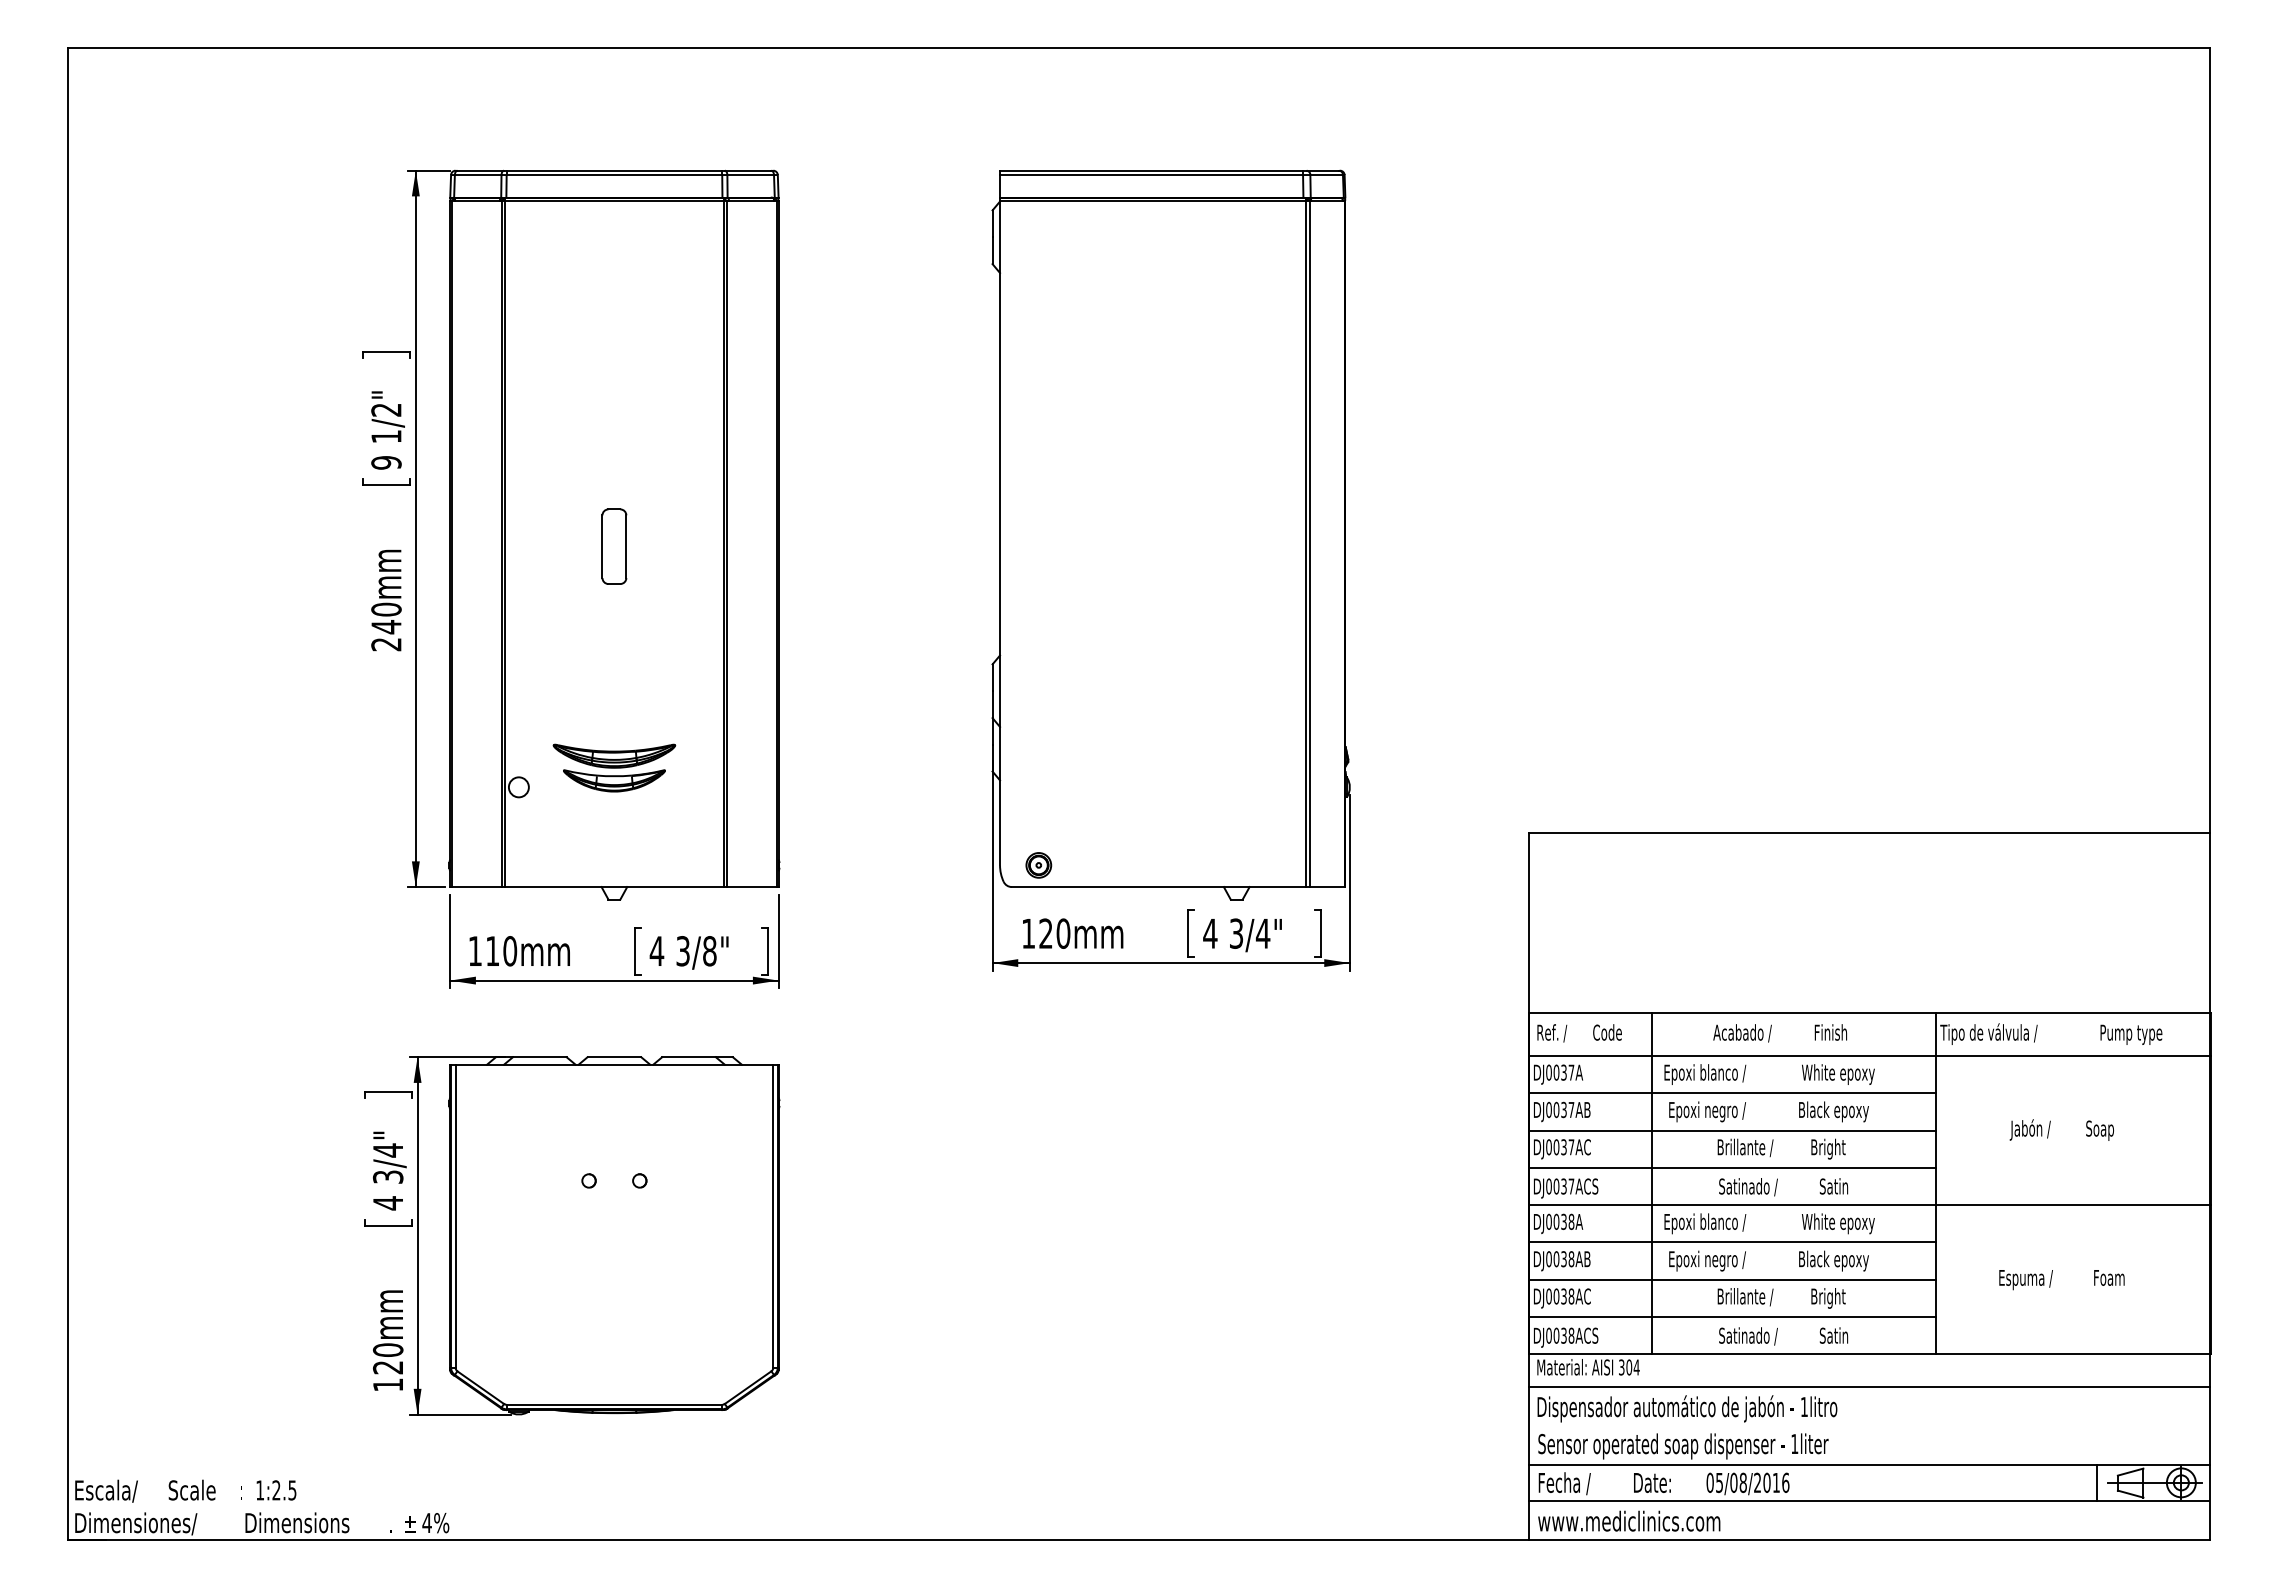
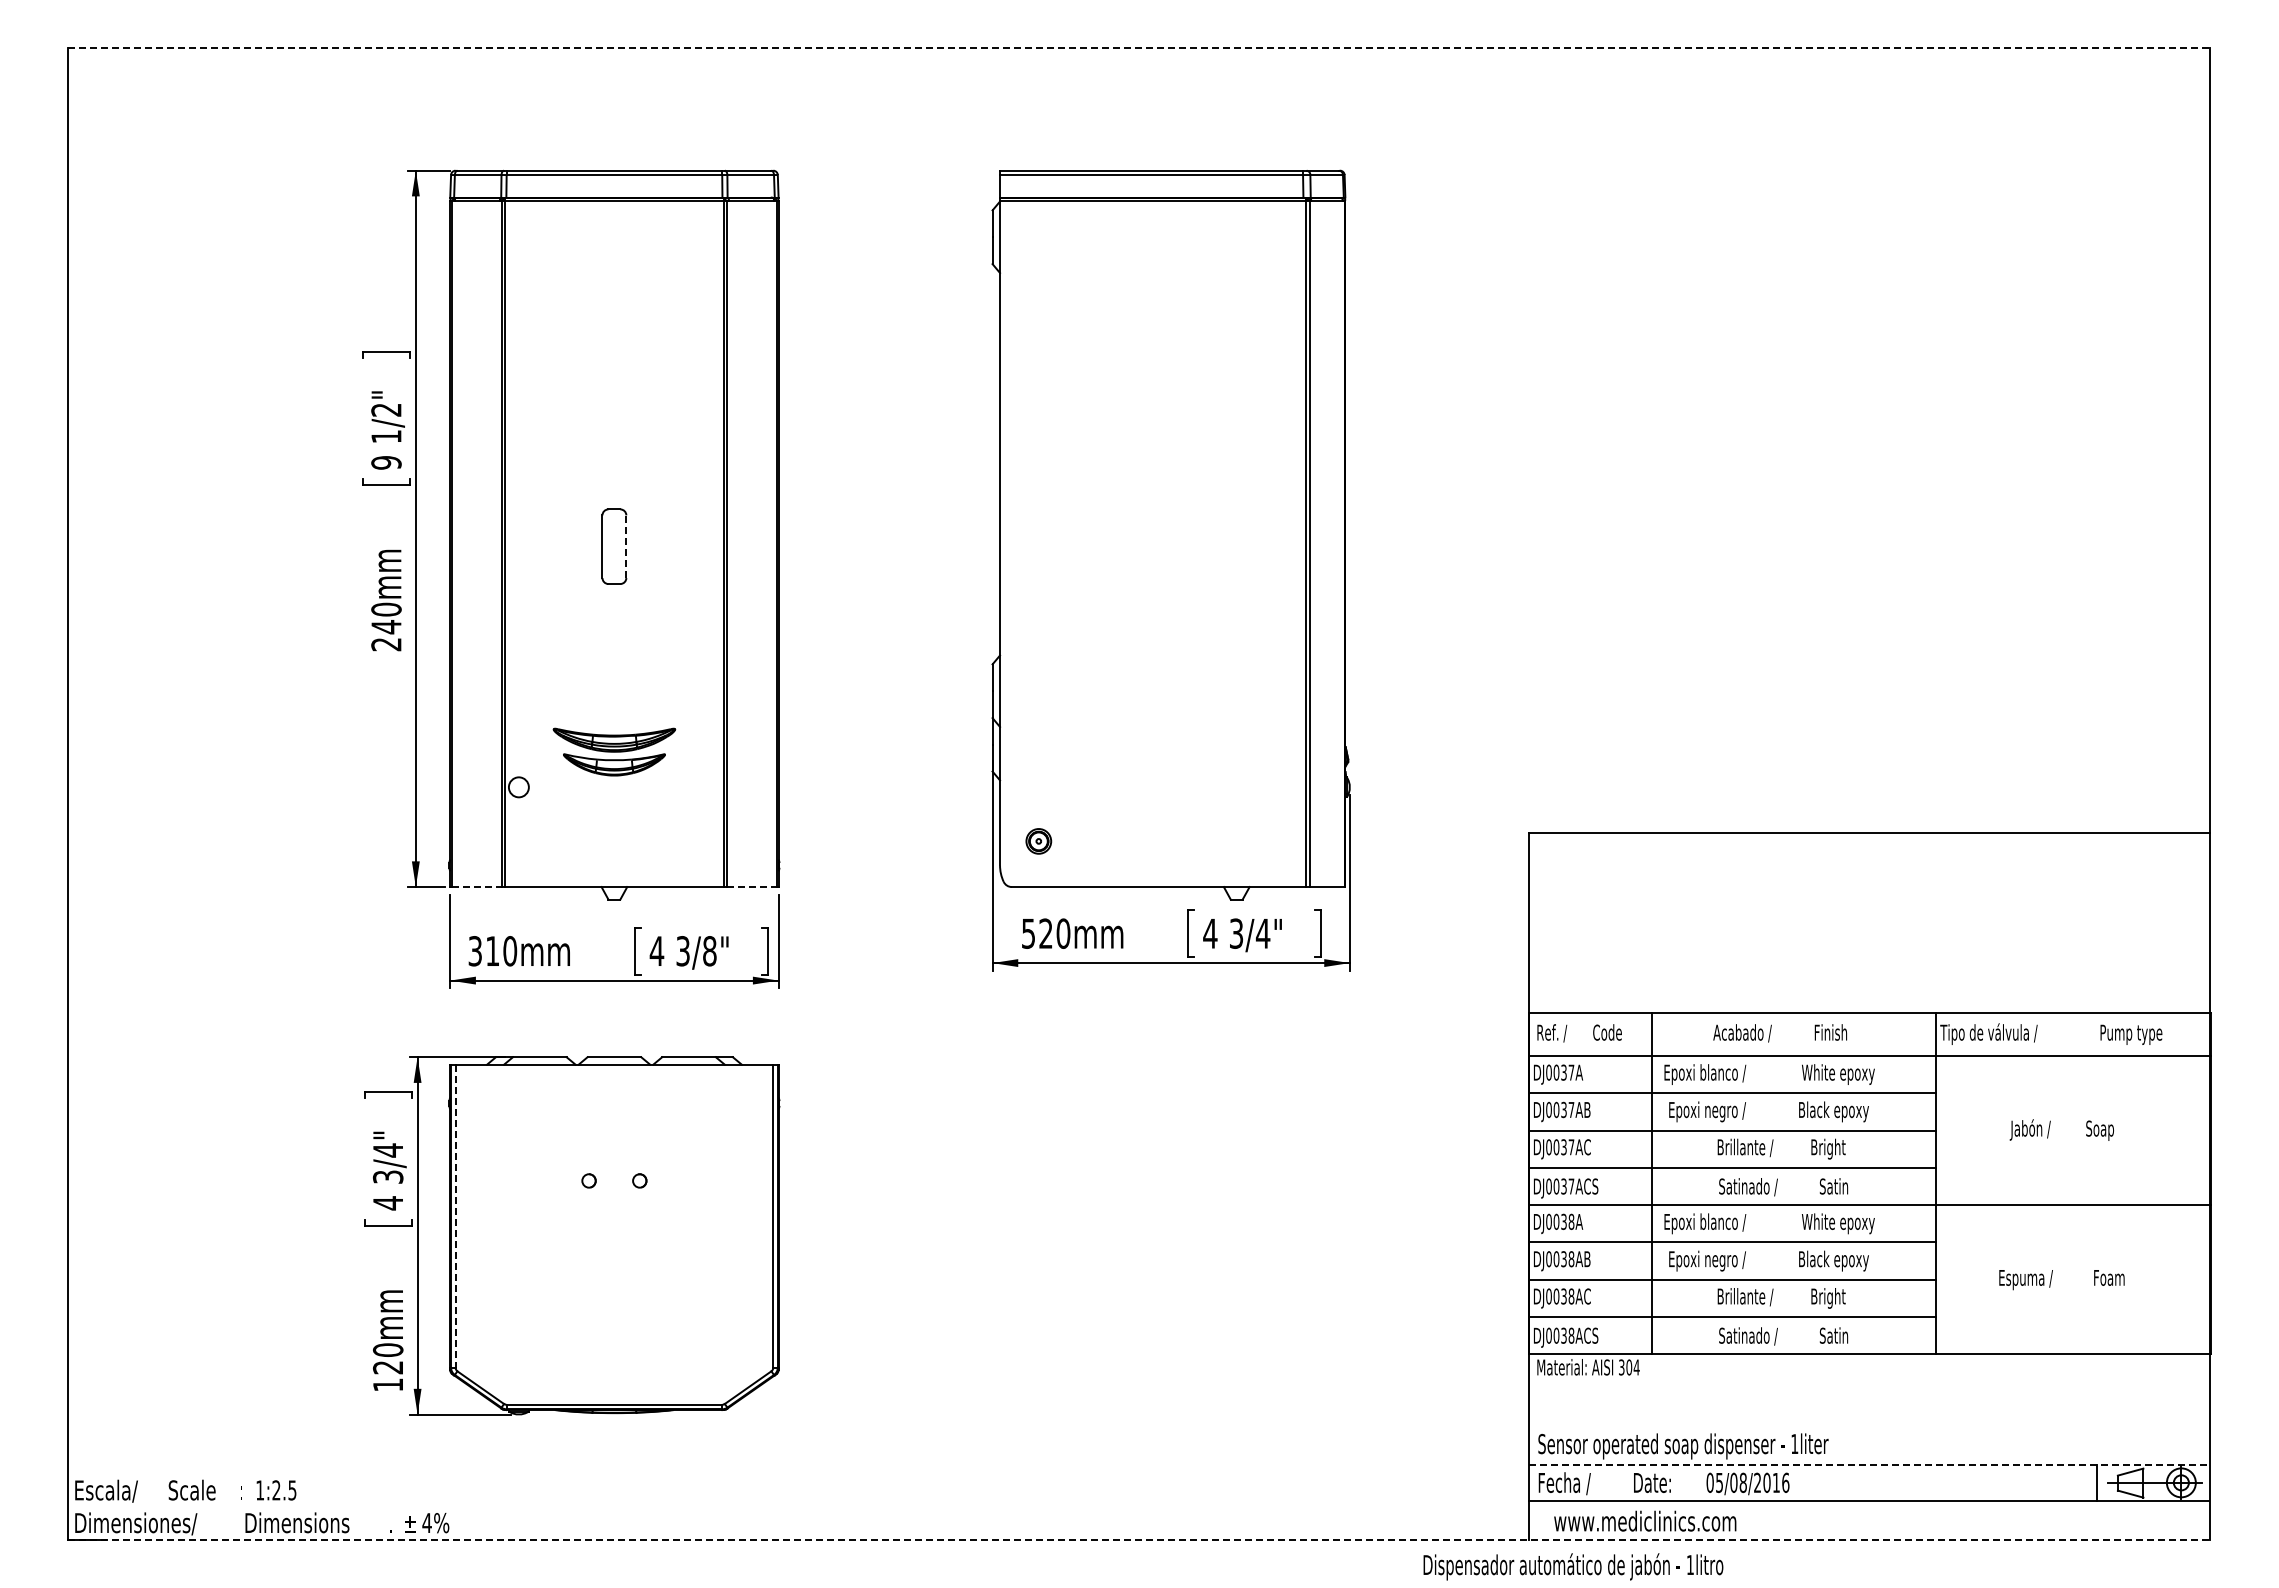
line: solid -> dashed (1139, 47)
line: solid -> dashed (626, 546)
part position: (614, 767) -> (614, 751) (614, 751)
part position: (1038, 865) -> (1038, 841) (1038, 841)
line: solid -> dashed (477, 887)
line: solid -> dashed (751, 887)
text: 120mm -> 520mm (1028, 933)
text: 110mm -> 310mm (474, 951)
line: solid -> dashed (455, 1216)
line: present -> none (1869, 1386)
text position: (1687, 1408) -> (1573, 1566) (1573, 1566)
line: solid -> dashed (1869, 1464)
text position: (1629, 1520) -> (1645, 1520) (1645, 1520)
line: solid -> dashed (1139, 1540)
